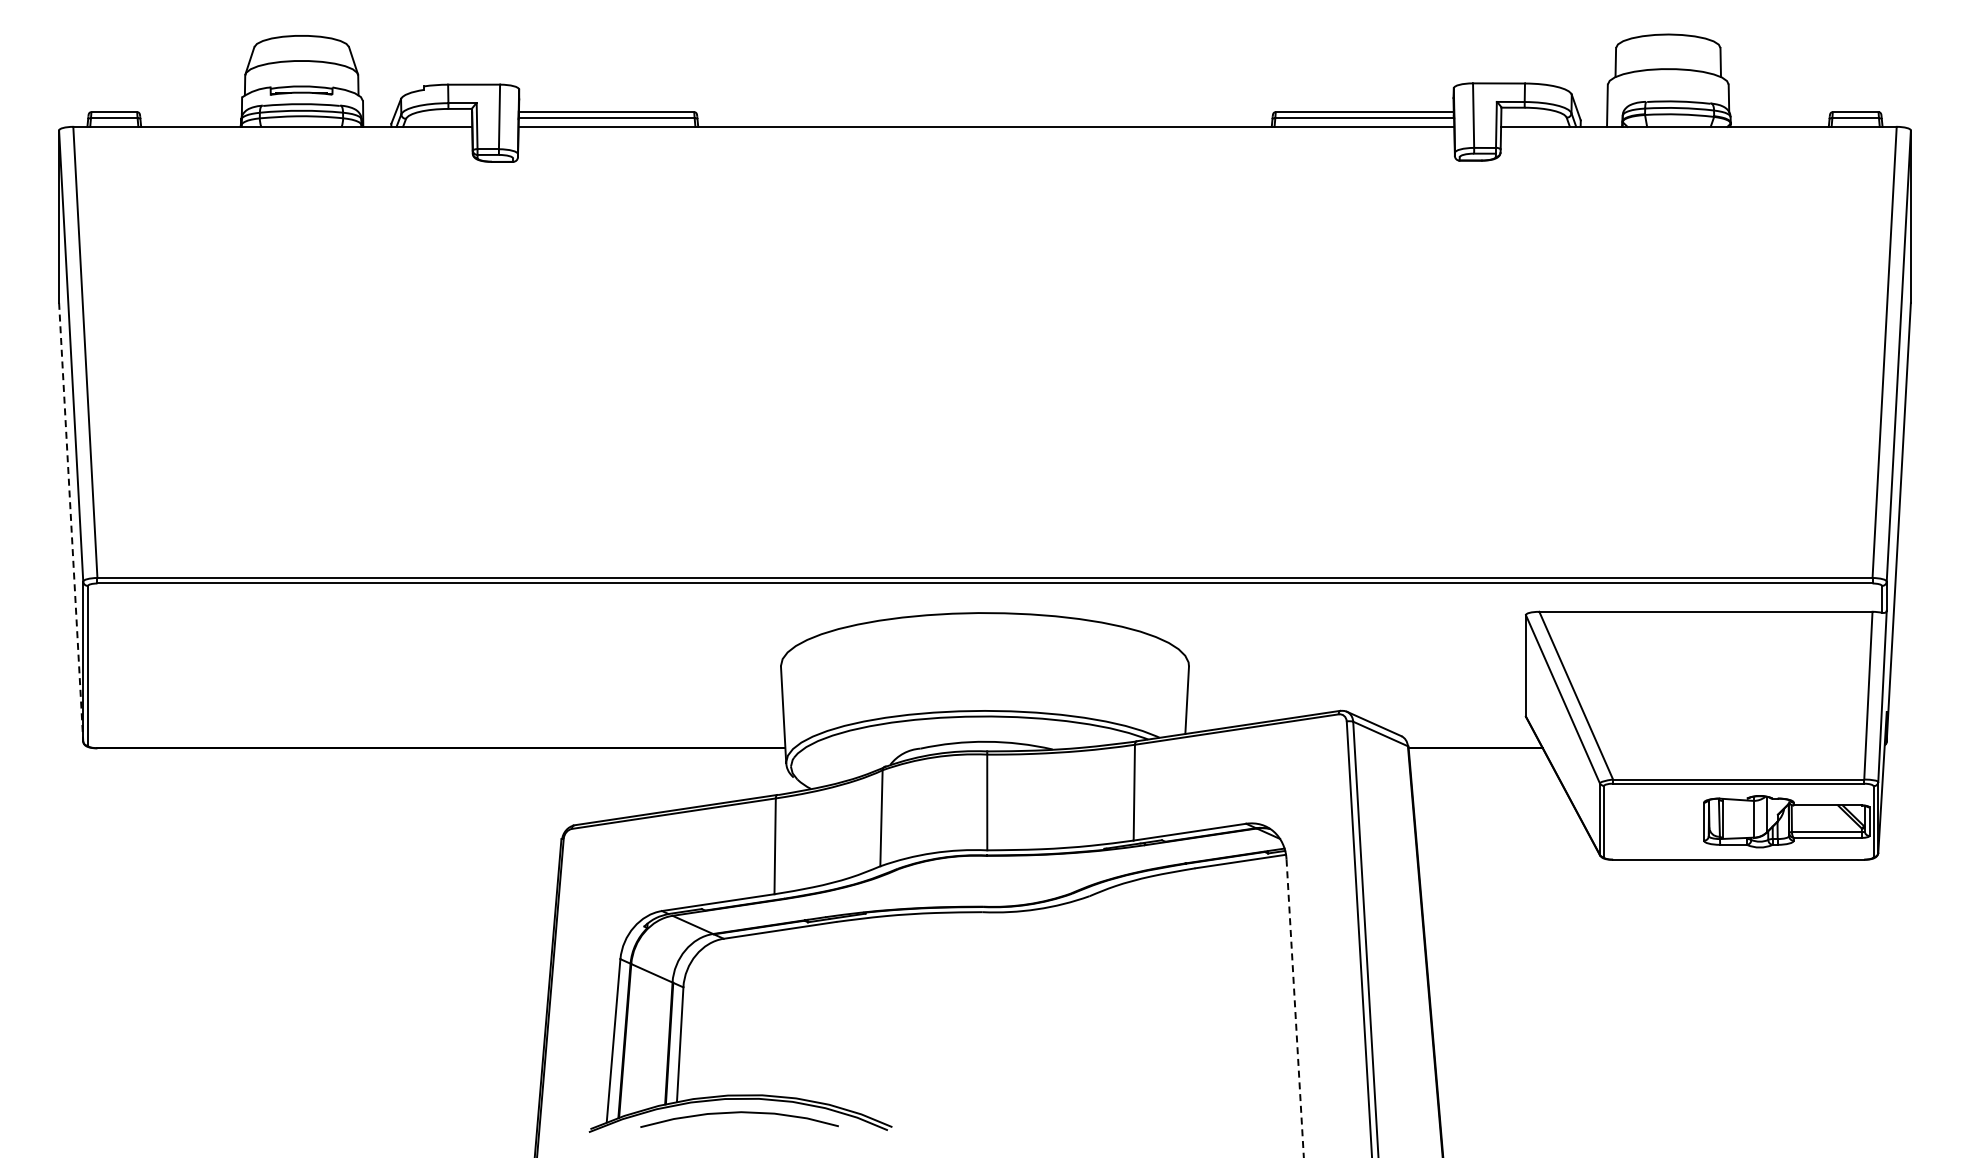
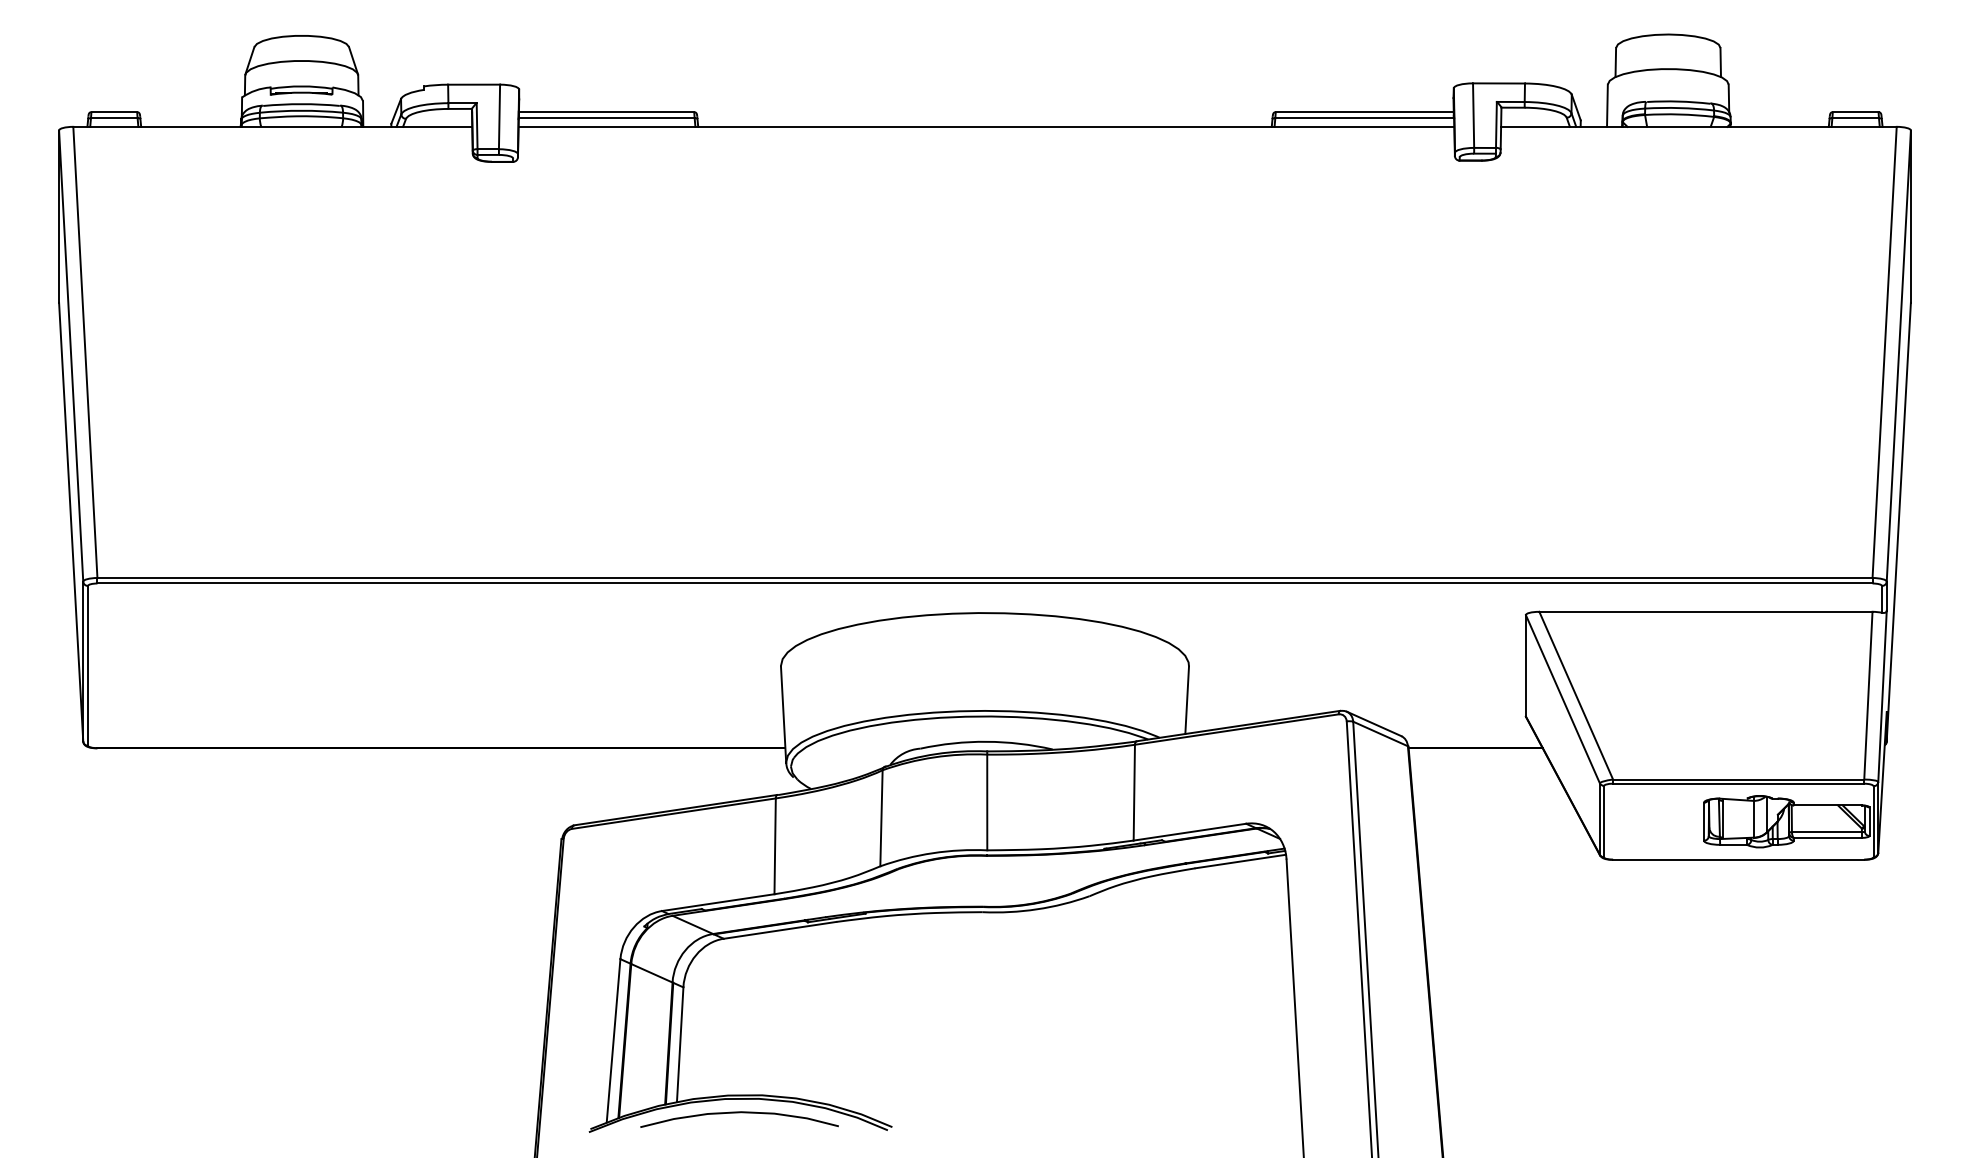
line: dashed -> solid (71, 522)
line: dashed -> solid (1295, 1009)
